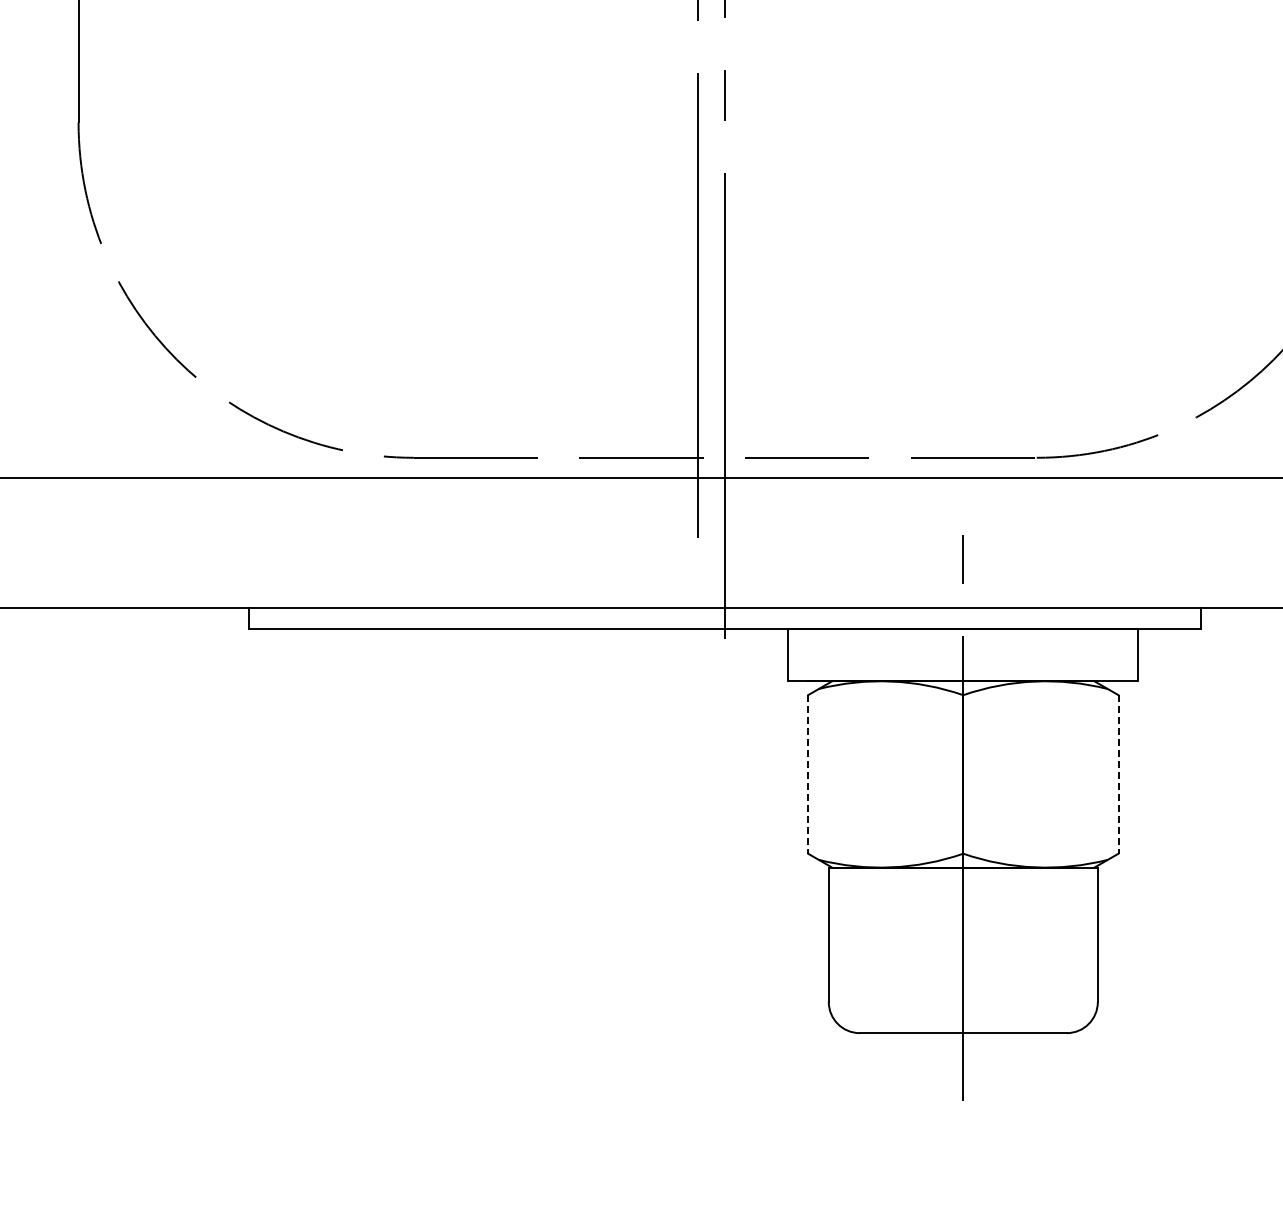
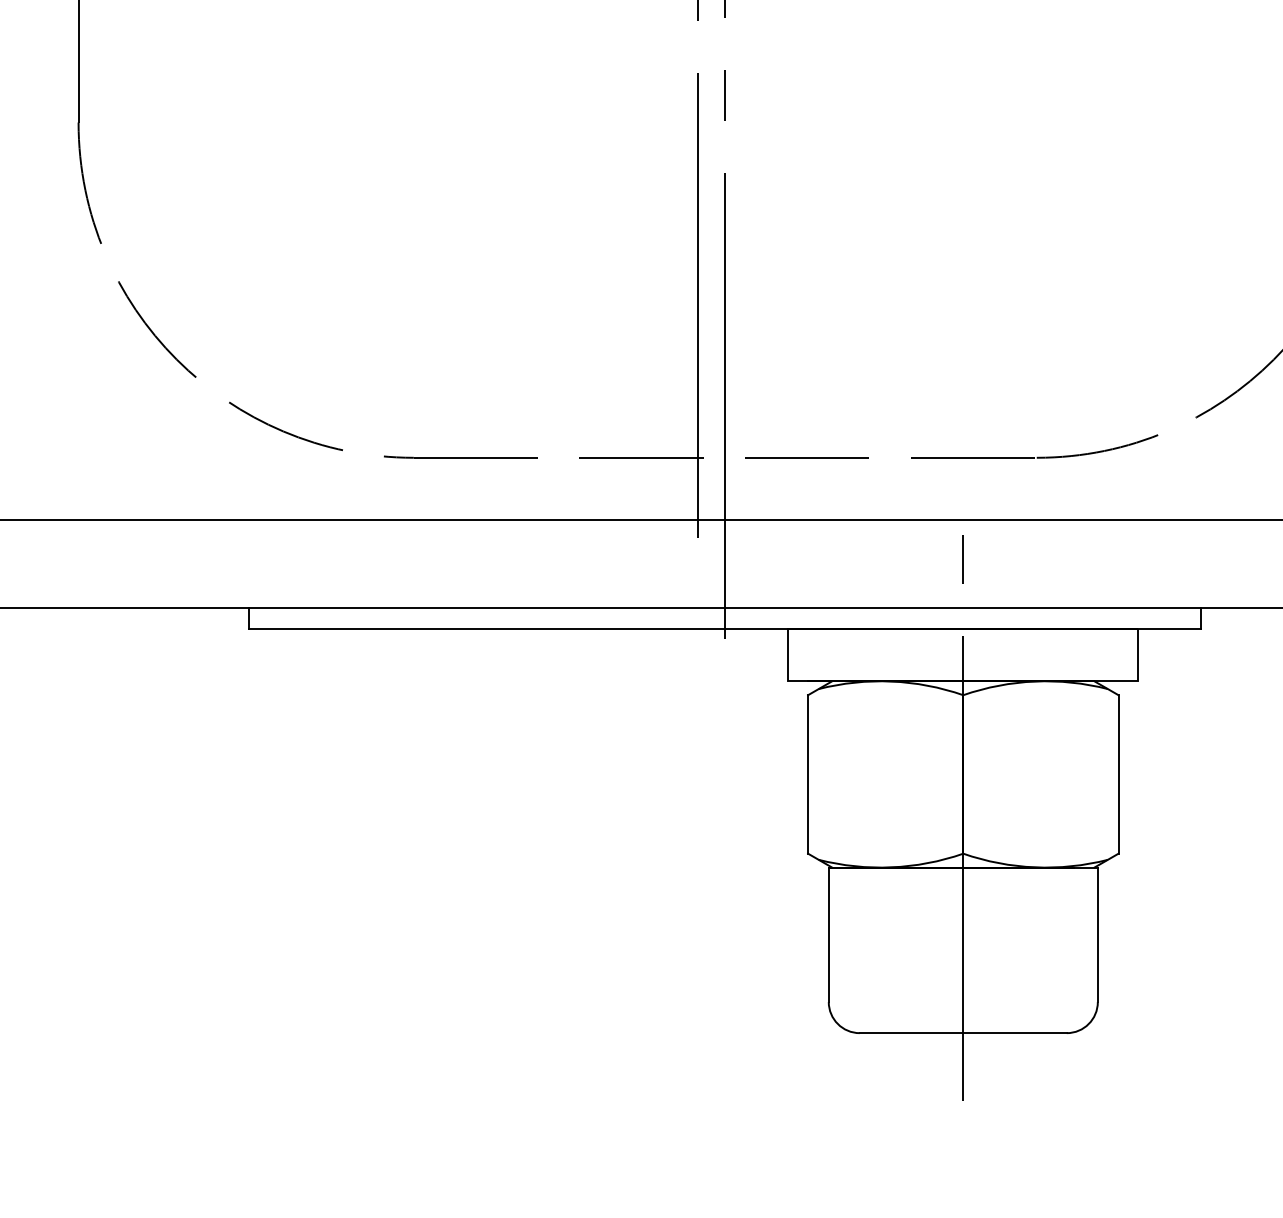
line position: (640, 477) -> (640, 519) (640, 519)
line: dashed -> solid (808, 774)
line: dashed -> solid (1118, 774)
